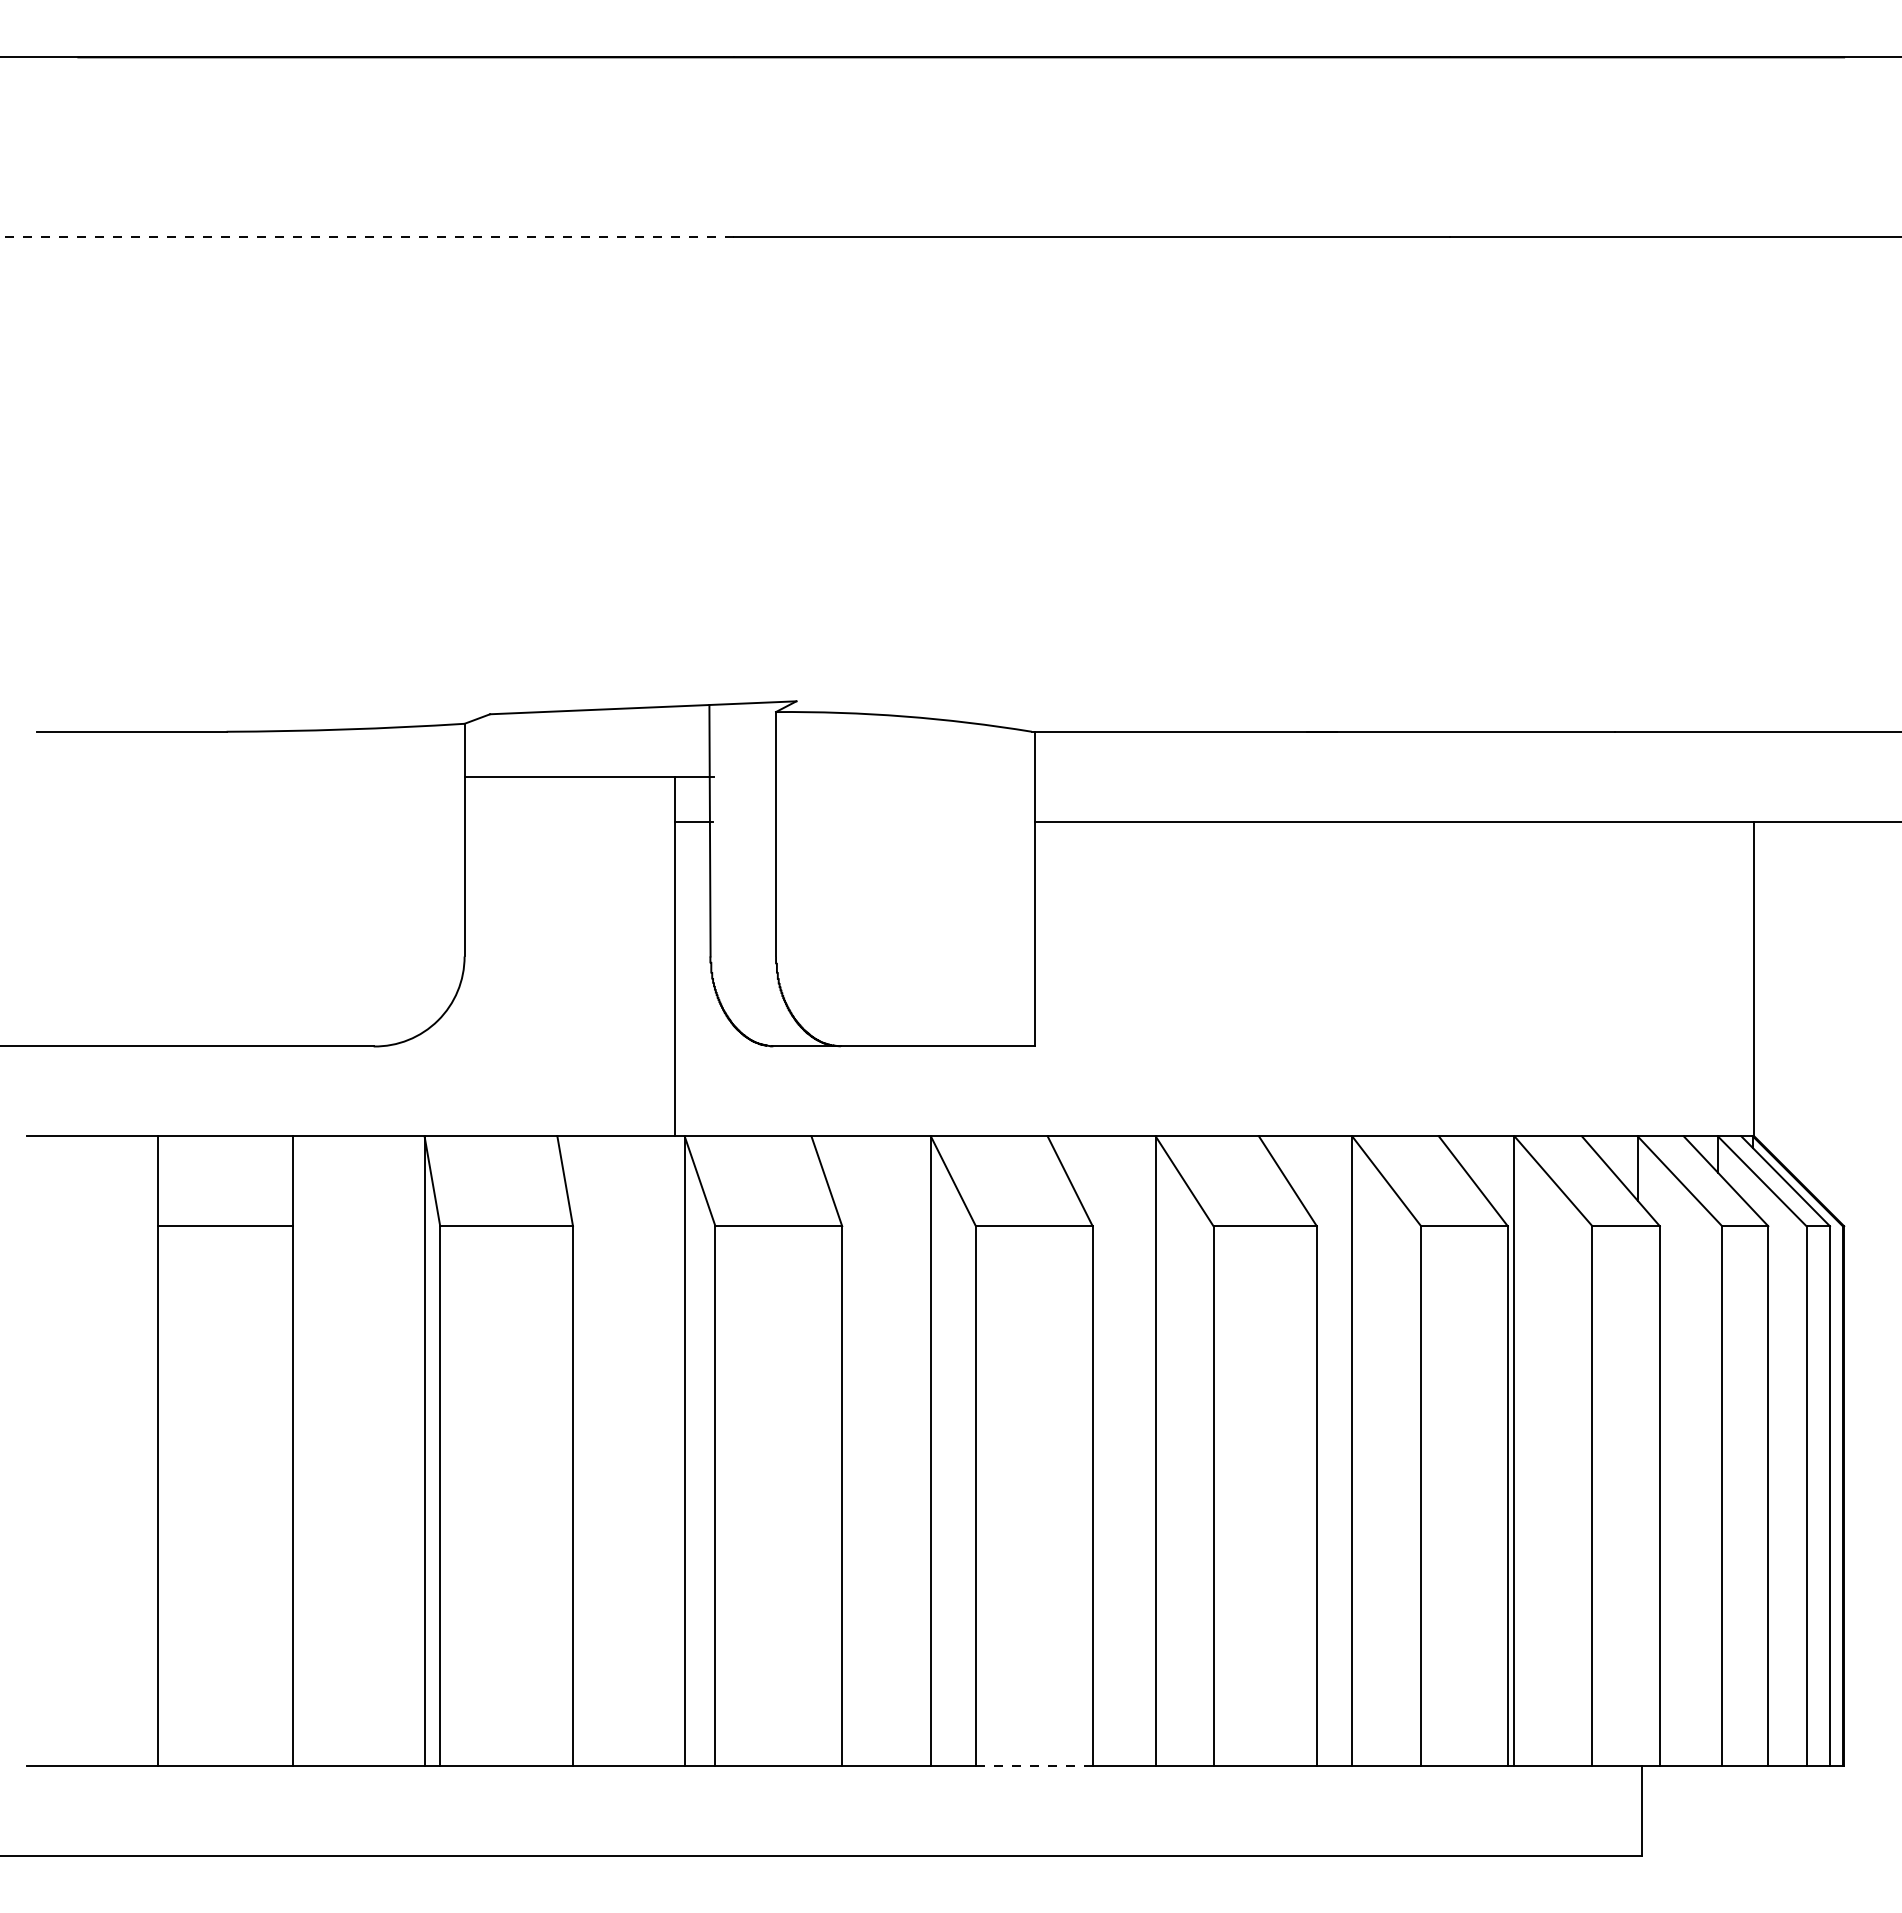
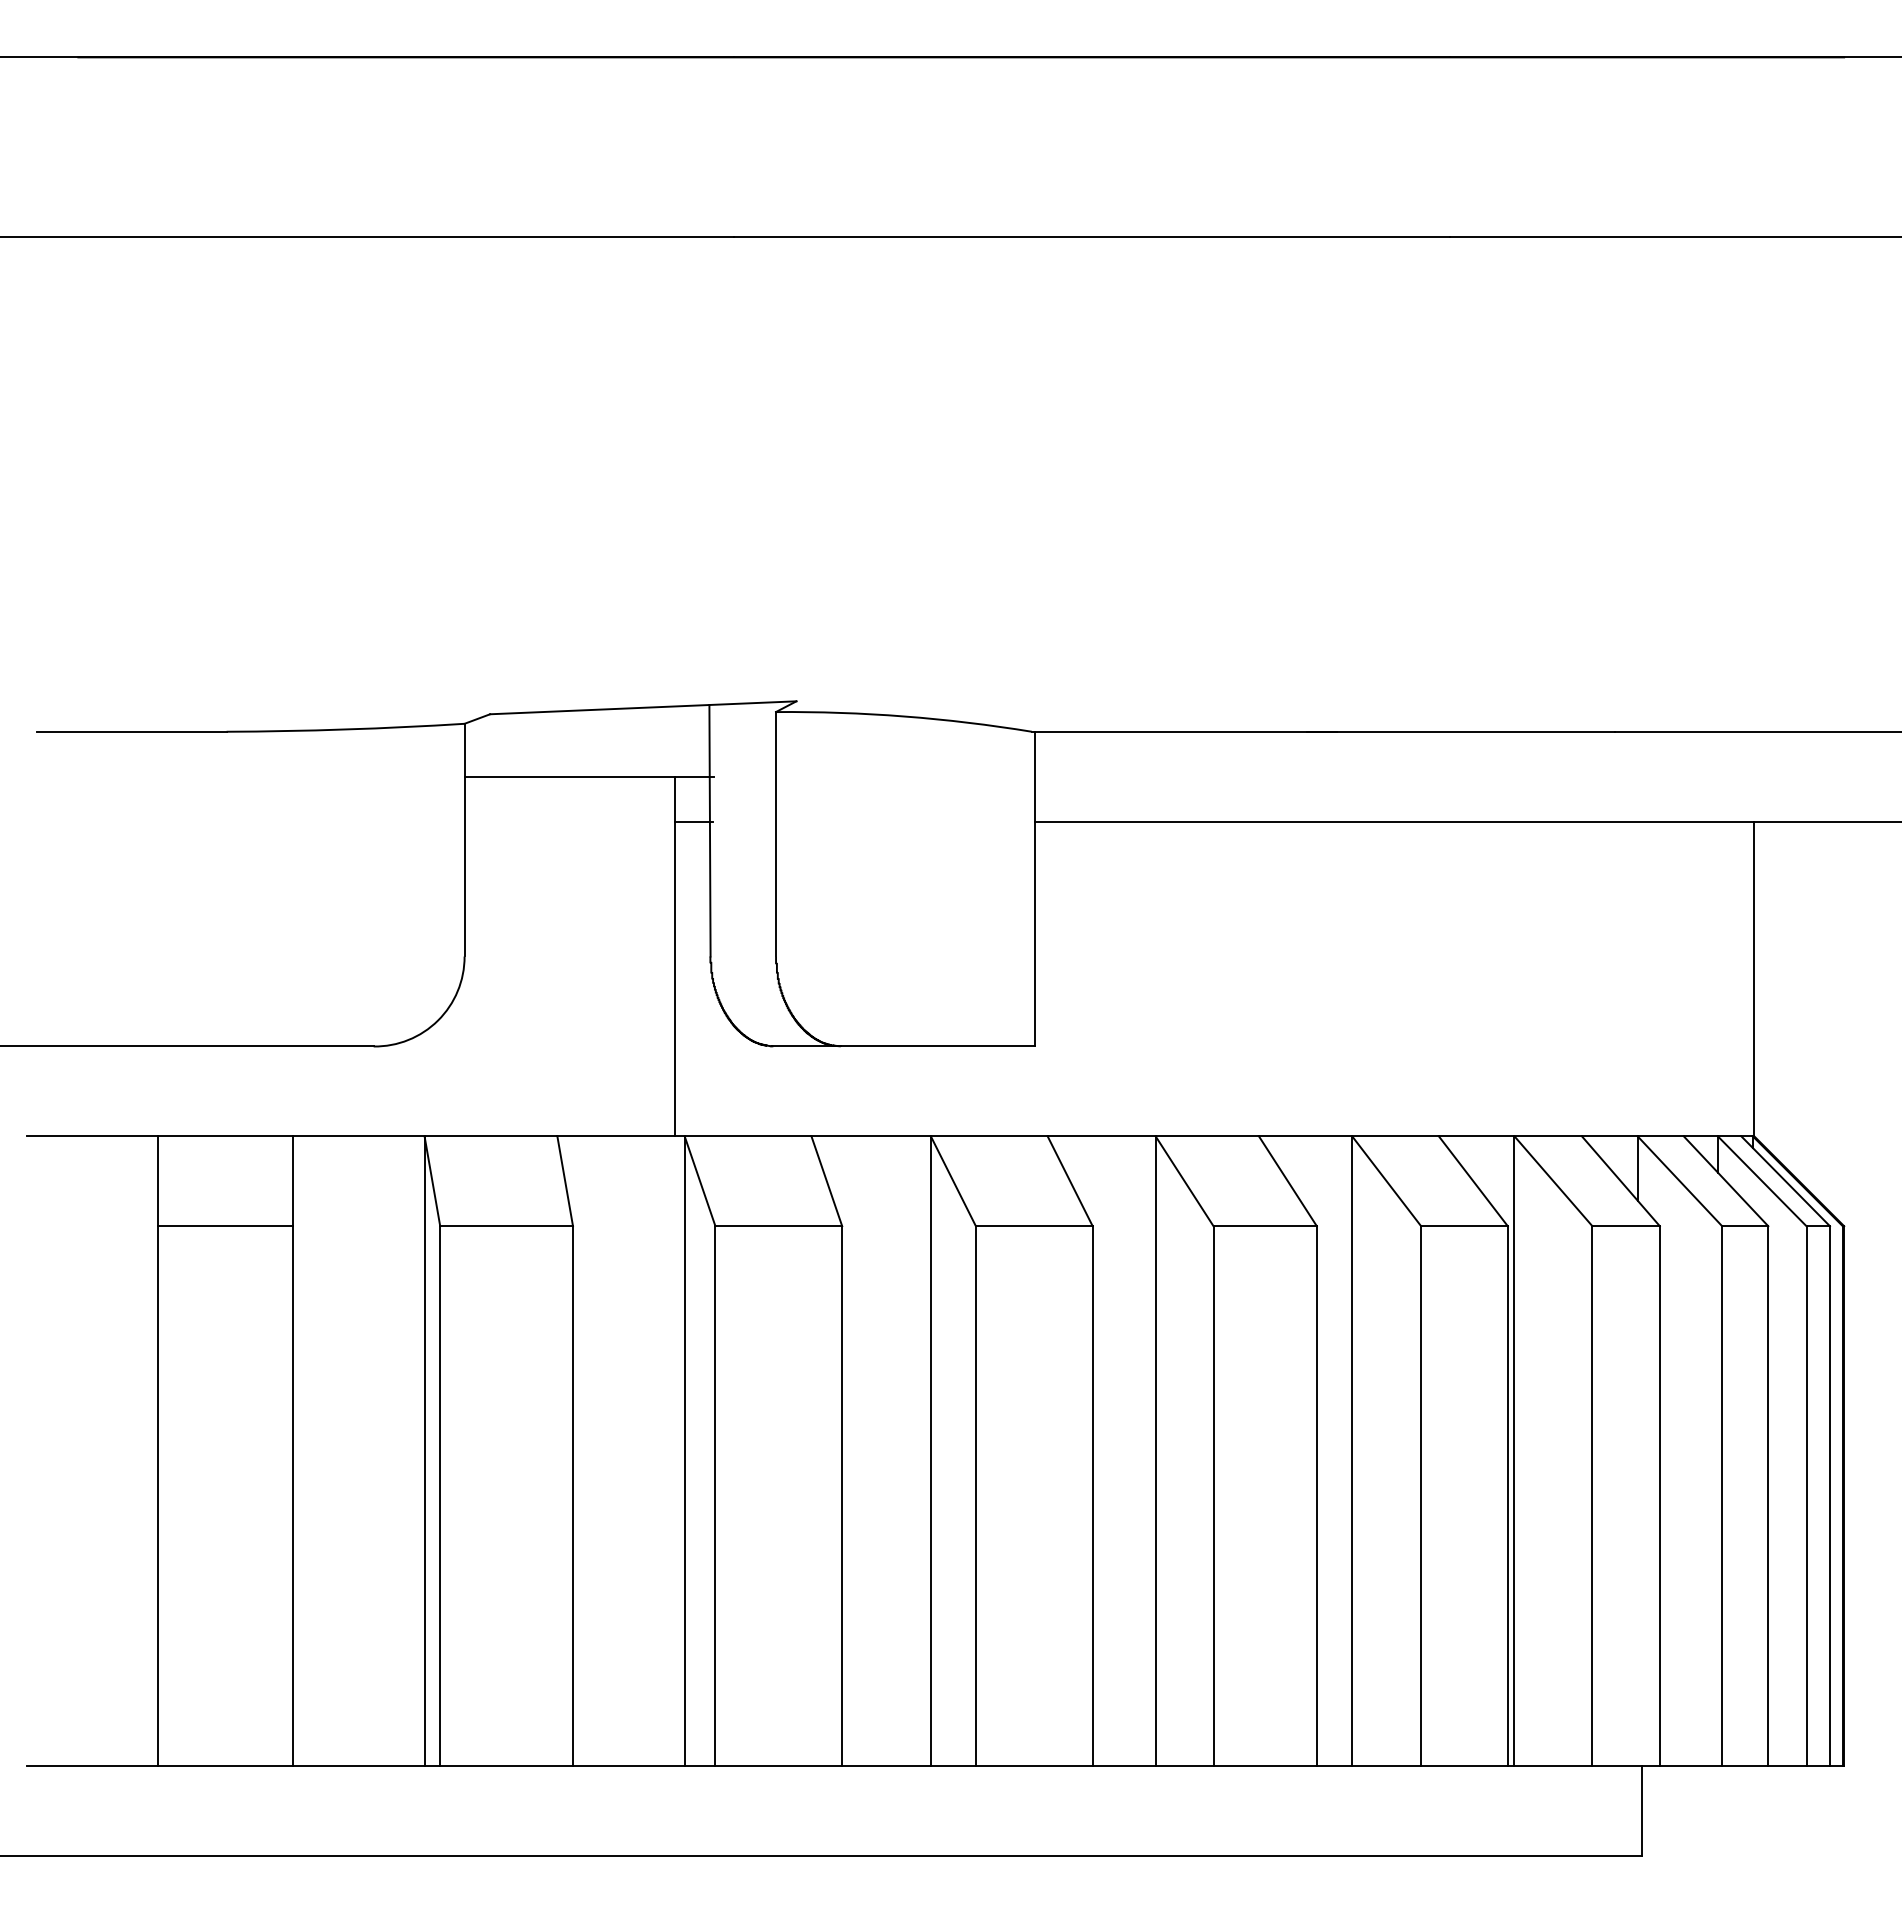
line: dashed -> solid (366, 237)
line: dashed -> solid (1033, 1765)
